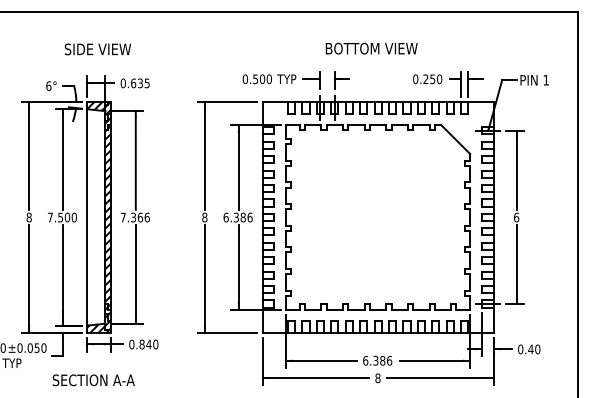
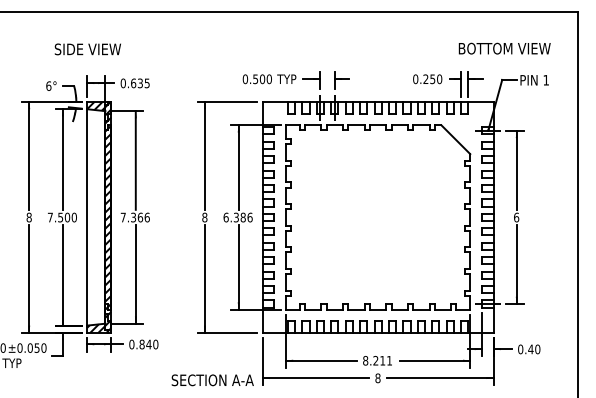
text position: (371, 48) -> (504, 48) (504, 48)
text position: (97, 49) -> (87, 49) (87, 49)
text: 6.386 -> 8.211 (377, 360)
text position: (93, 380) -> (212, 380) (212, 380)
